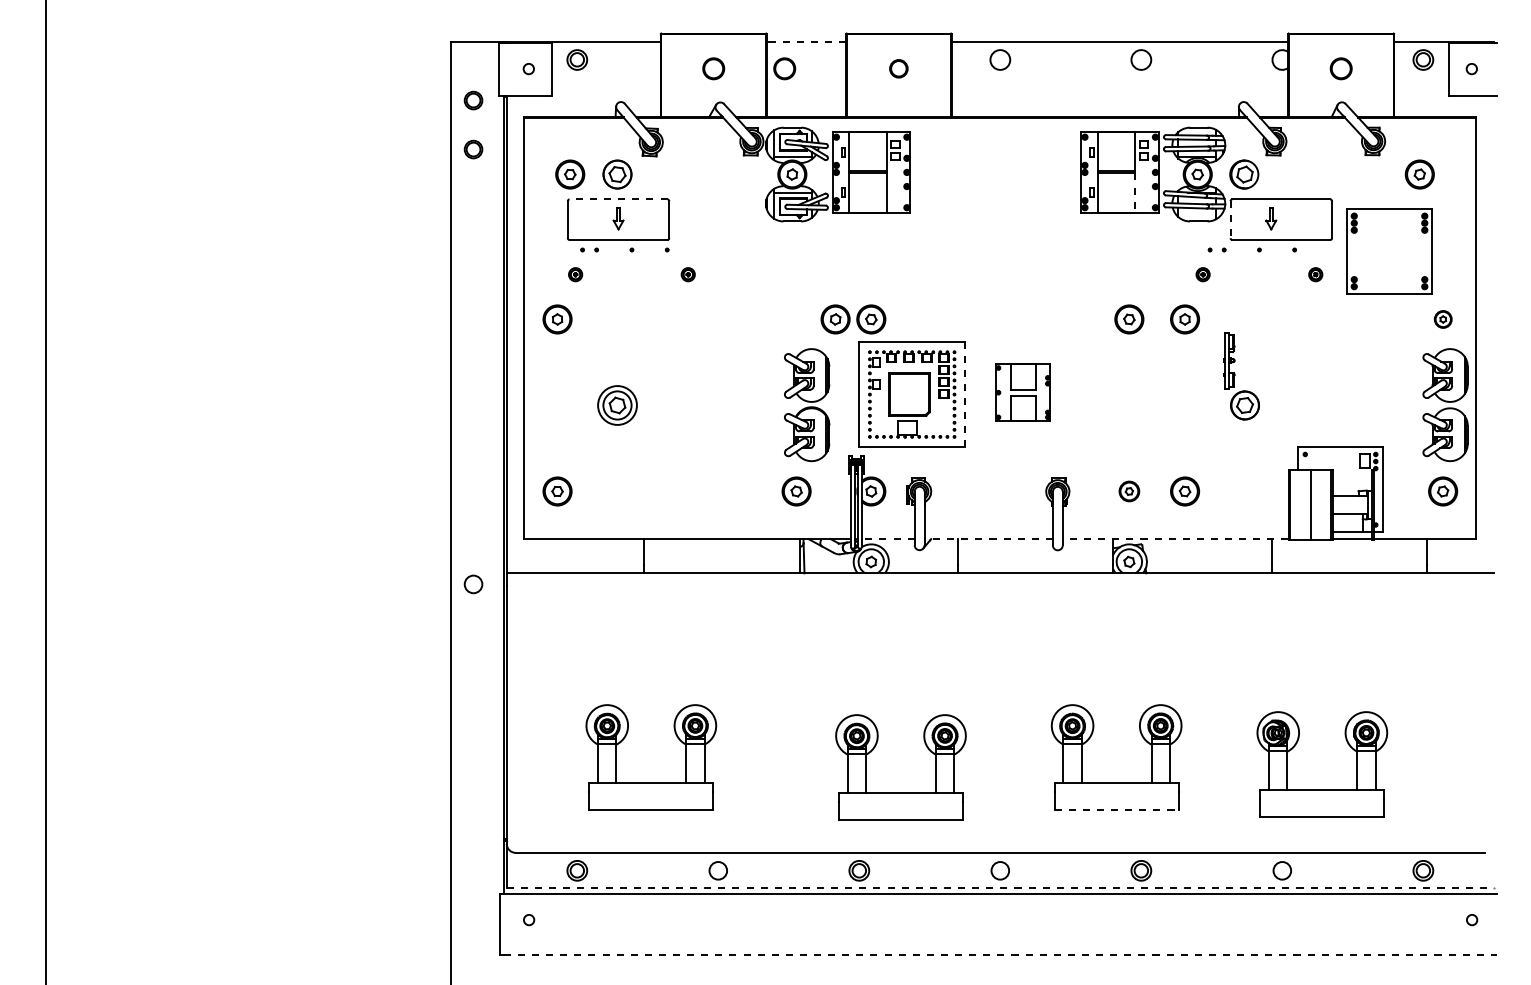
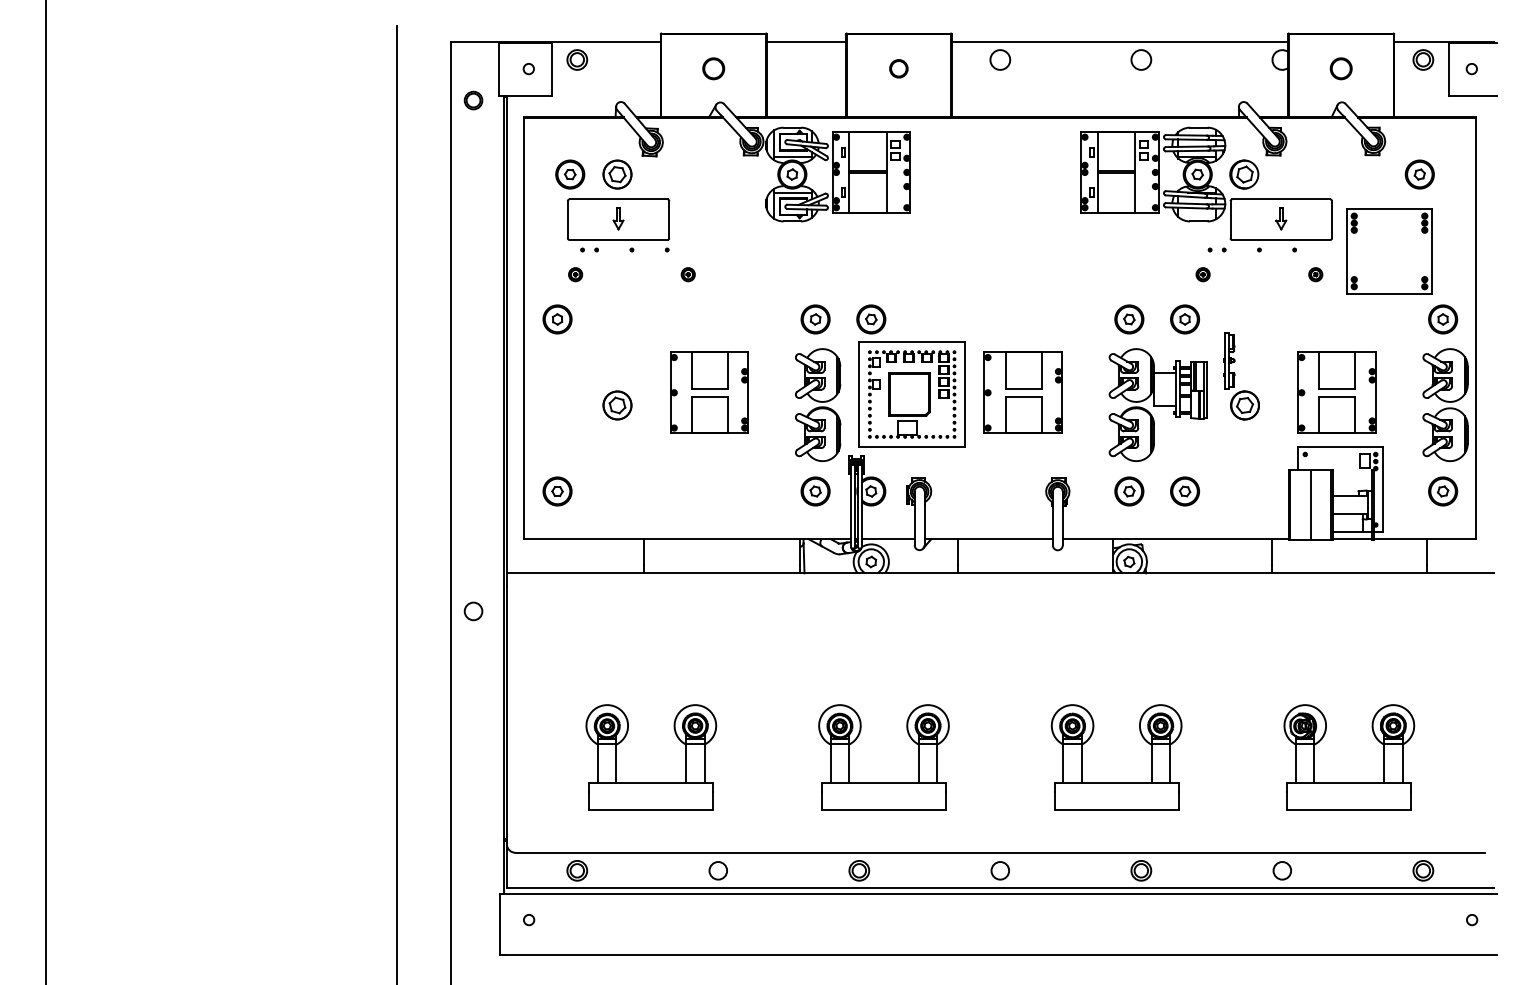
line: dashed -> solid (806, 42)
circle: present -> none (784, 68)
part: present -> none (473, 149)
line: dashed -> solid (1135, 193)
line: dashed -> solid (618, 199)
part position: (1271, 218) -> (1281, 218) (1281, 218)
line: dashed -> solid (1230, 219)
part position: (835, 319) -> (815, 319) (815, 319)
part size: 20x19 px -> 31x31 px (1443, 319)
part: none -> present (709, 392)
part size: 56x59 px -> 80x83 px (1022, 392)
part: none -> present (1336, 392)
line: dashed -> solid (965, 394)
circle diameter: 39 px -> 28 px (617, 405)
part position: (807, 405) -> (818, 405) (818, 405)
part: none -> present (1157, 405)
part position: (796, 491) -> (815, 491) (815, 491)
part size: 23x23 px -> 31x31 px (1129, 491)
line: none -> present (397, 503)
line: dashed -> solid (887, 539)
line: dashed -> solid (988, 539)
line: dashed -> solid (1175, 539)
circle position: (473, 584) -> (473, 611) (473, 611)
part position: (1322, 789) -> (1349, 782) (1349, 782)
part position: (900, 792) -> (883, 782) (883, 782)
line: dashed -> solid (1117, 809)
line: dashed -> solid (1000, 888)
line: dashed -> solid (1000, 955)
